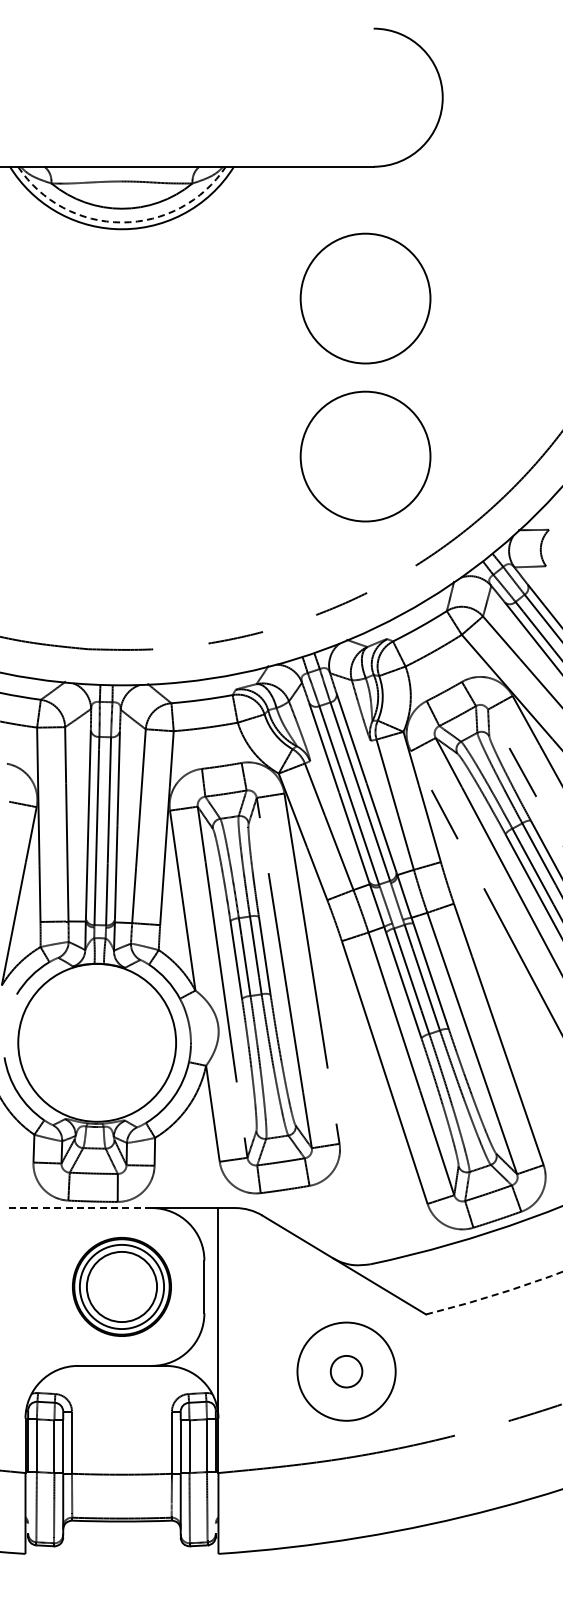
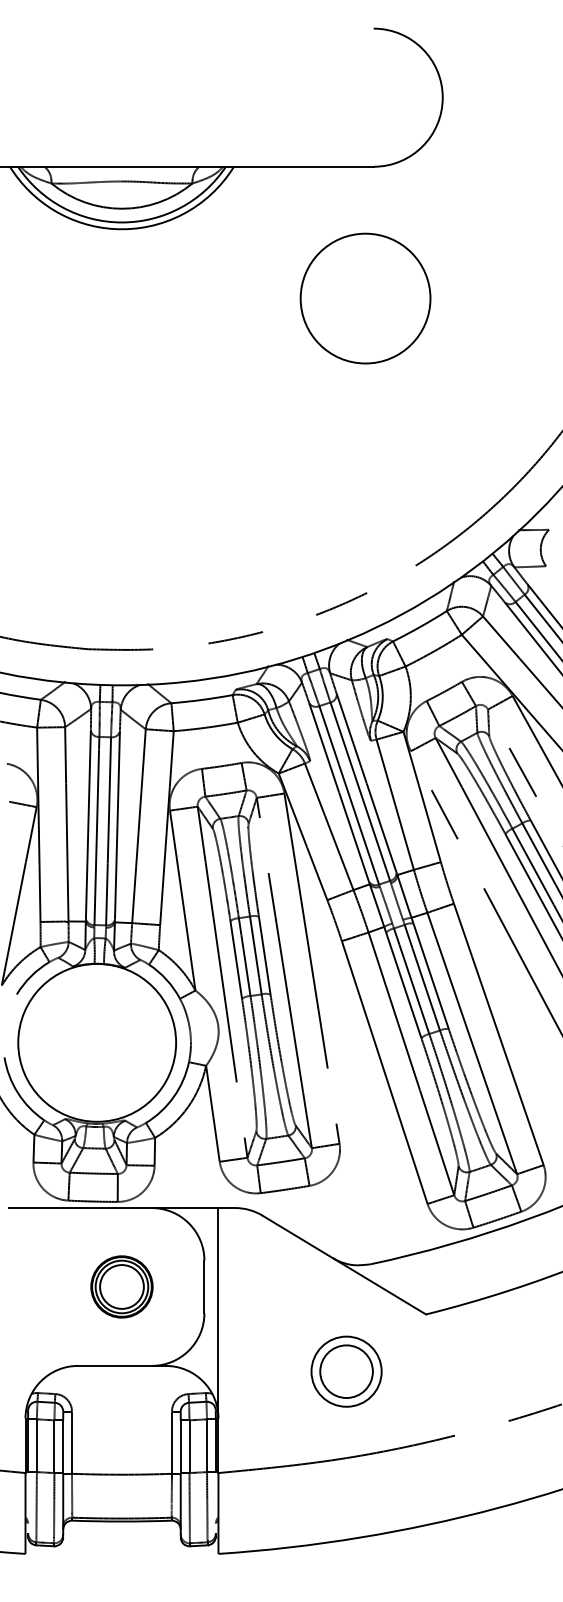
arc: dashed -> solid (121, 222)
circle: present -> none (365, 456)
line: dashed -> solid (80, 1208)
part size: 100x100 px -> 64x64 px (121, 1286)
arc: dashed -> solid (495, 1295)
circle diameter: 32 px -> 53 px (346, 1371)
circle diameter: 98 px -> 70 px (346, 1371)
